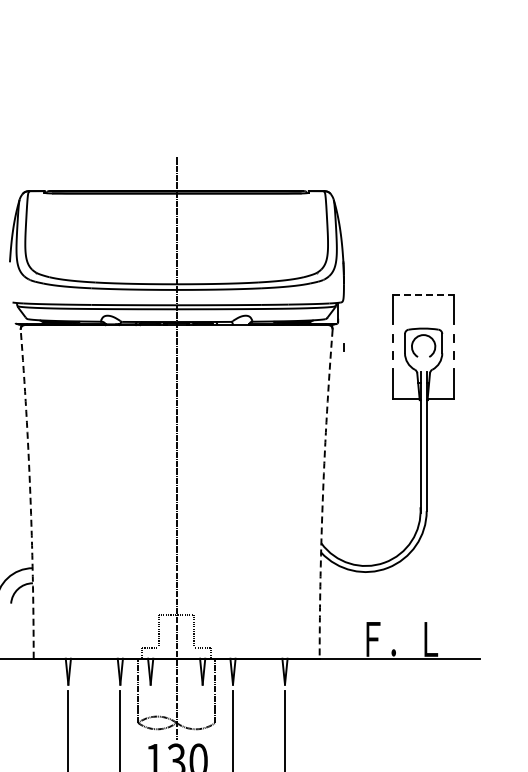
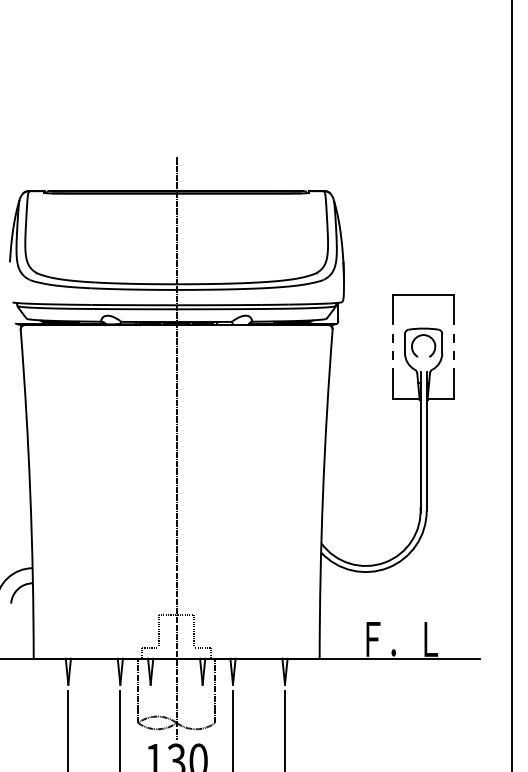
line: dashed -> solid (424, 294)
line: present -> none (343, 347)
line: none -> present (512, 385)
arc: dashed -> solid (30, 494)
arc: dashed -> solid (323, 494)
